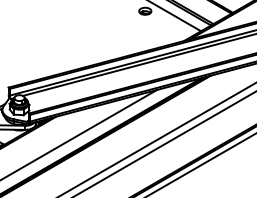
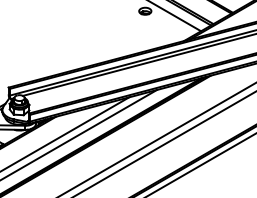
line: none -> present (65, 133)
